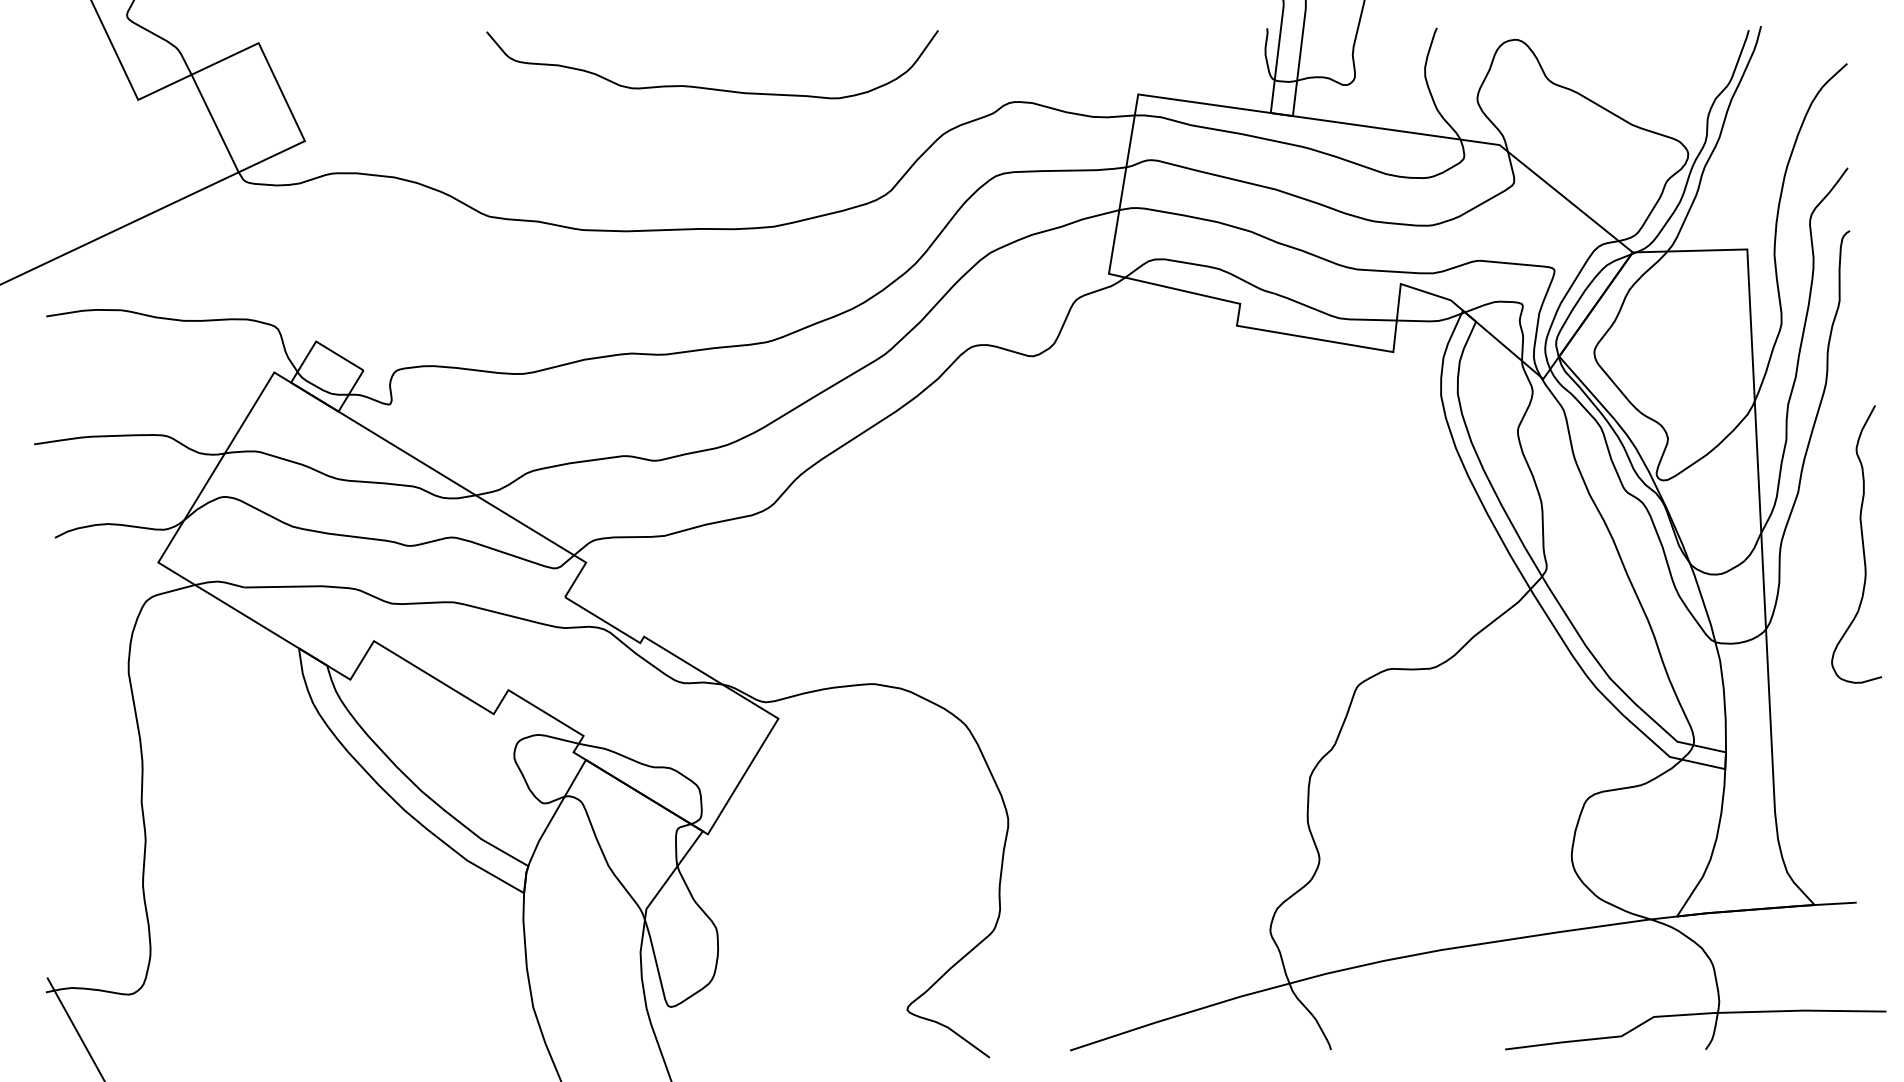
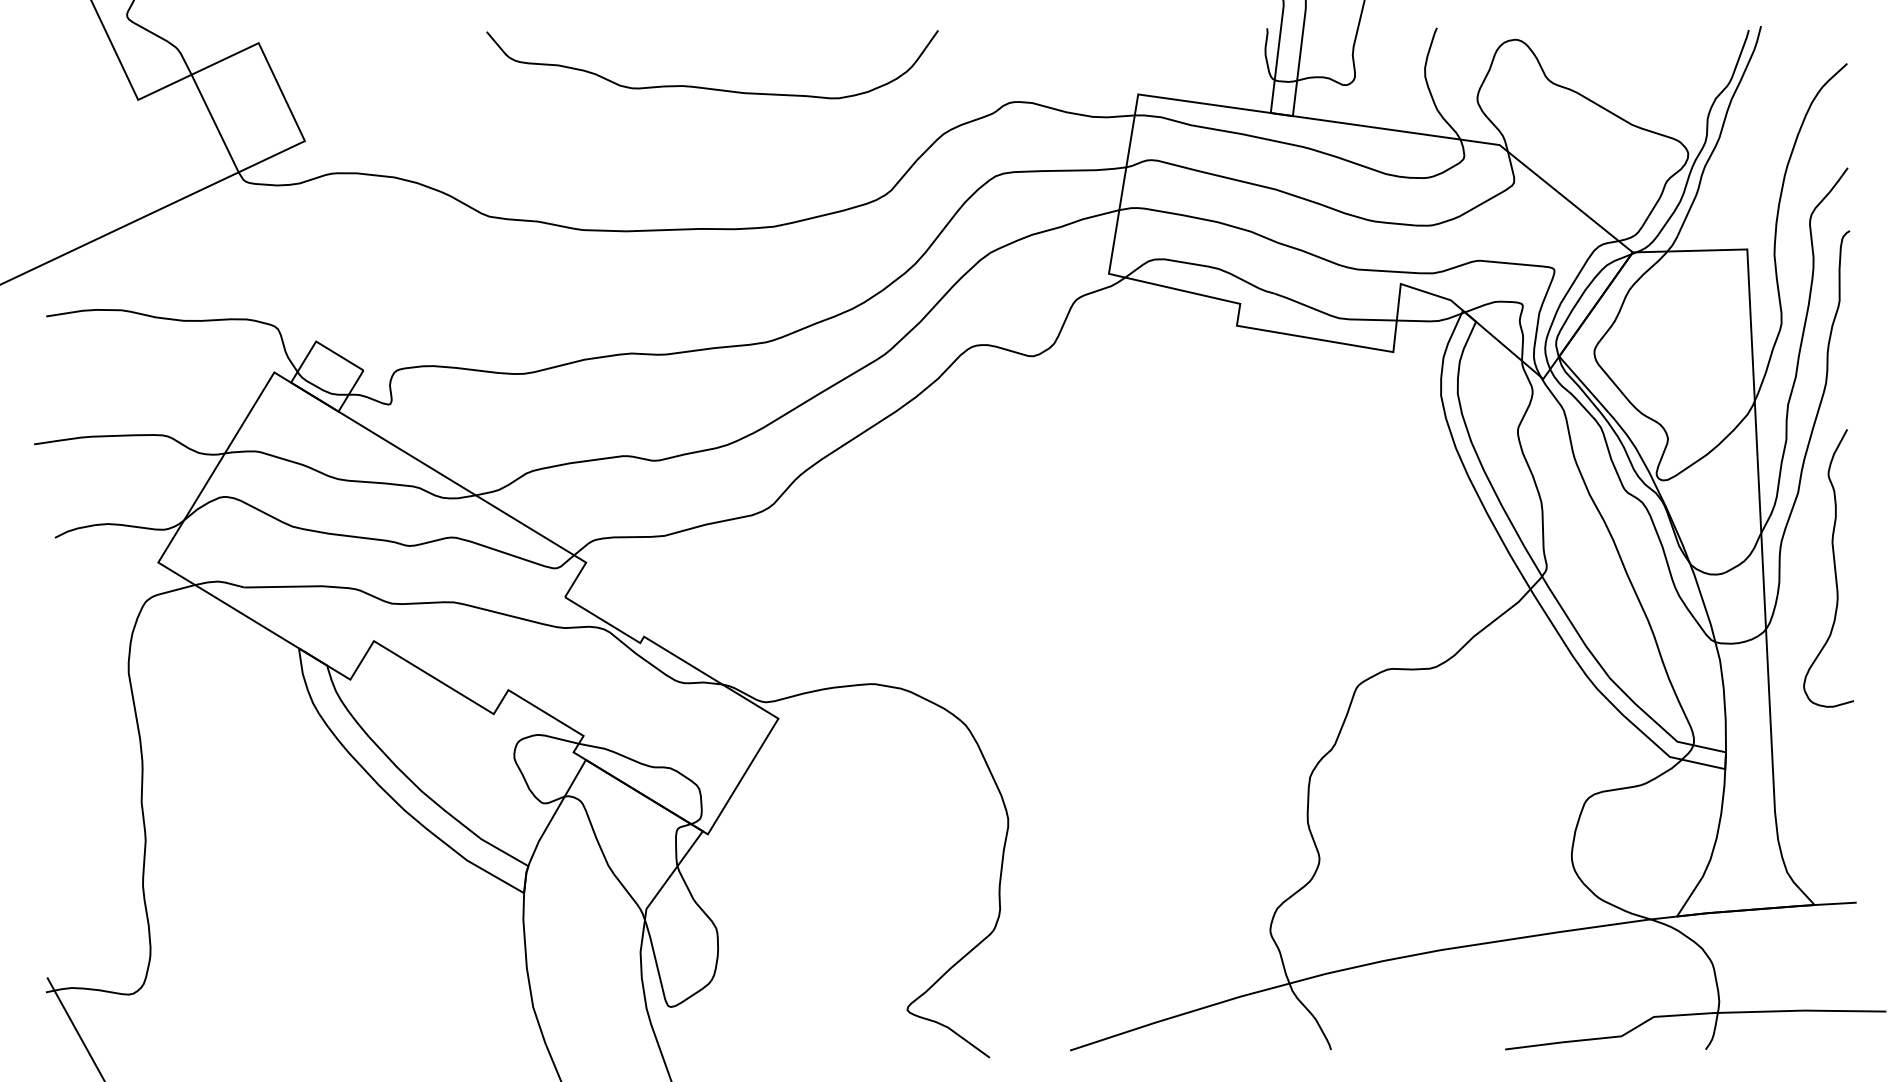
curve position: (1861, 541) -> (1833, 565) (1833, 565)
